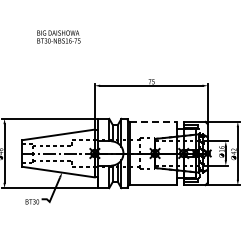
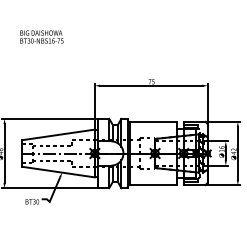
text position: (58, 36) -> (41, 36) (41, 36)
line: dashed -> solid (153, 122)
